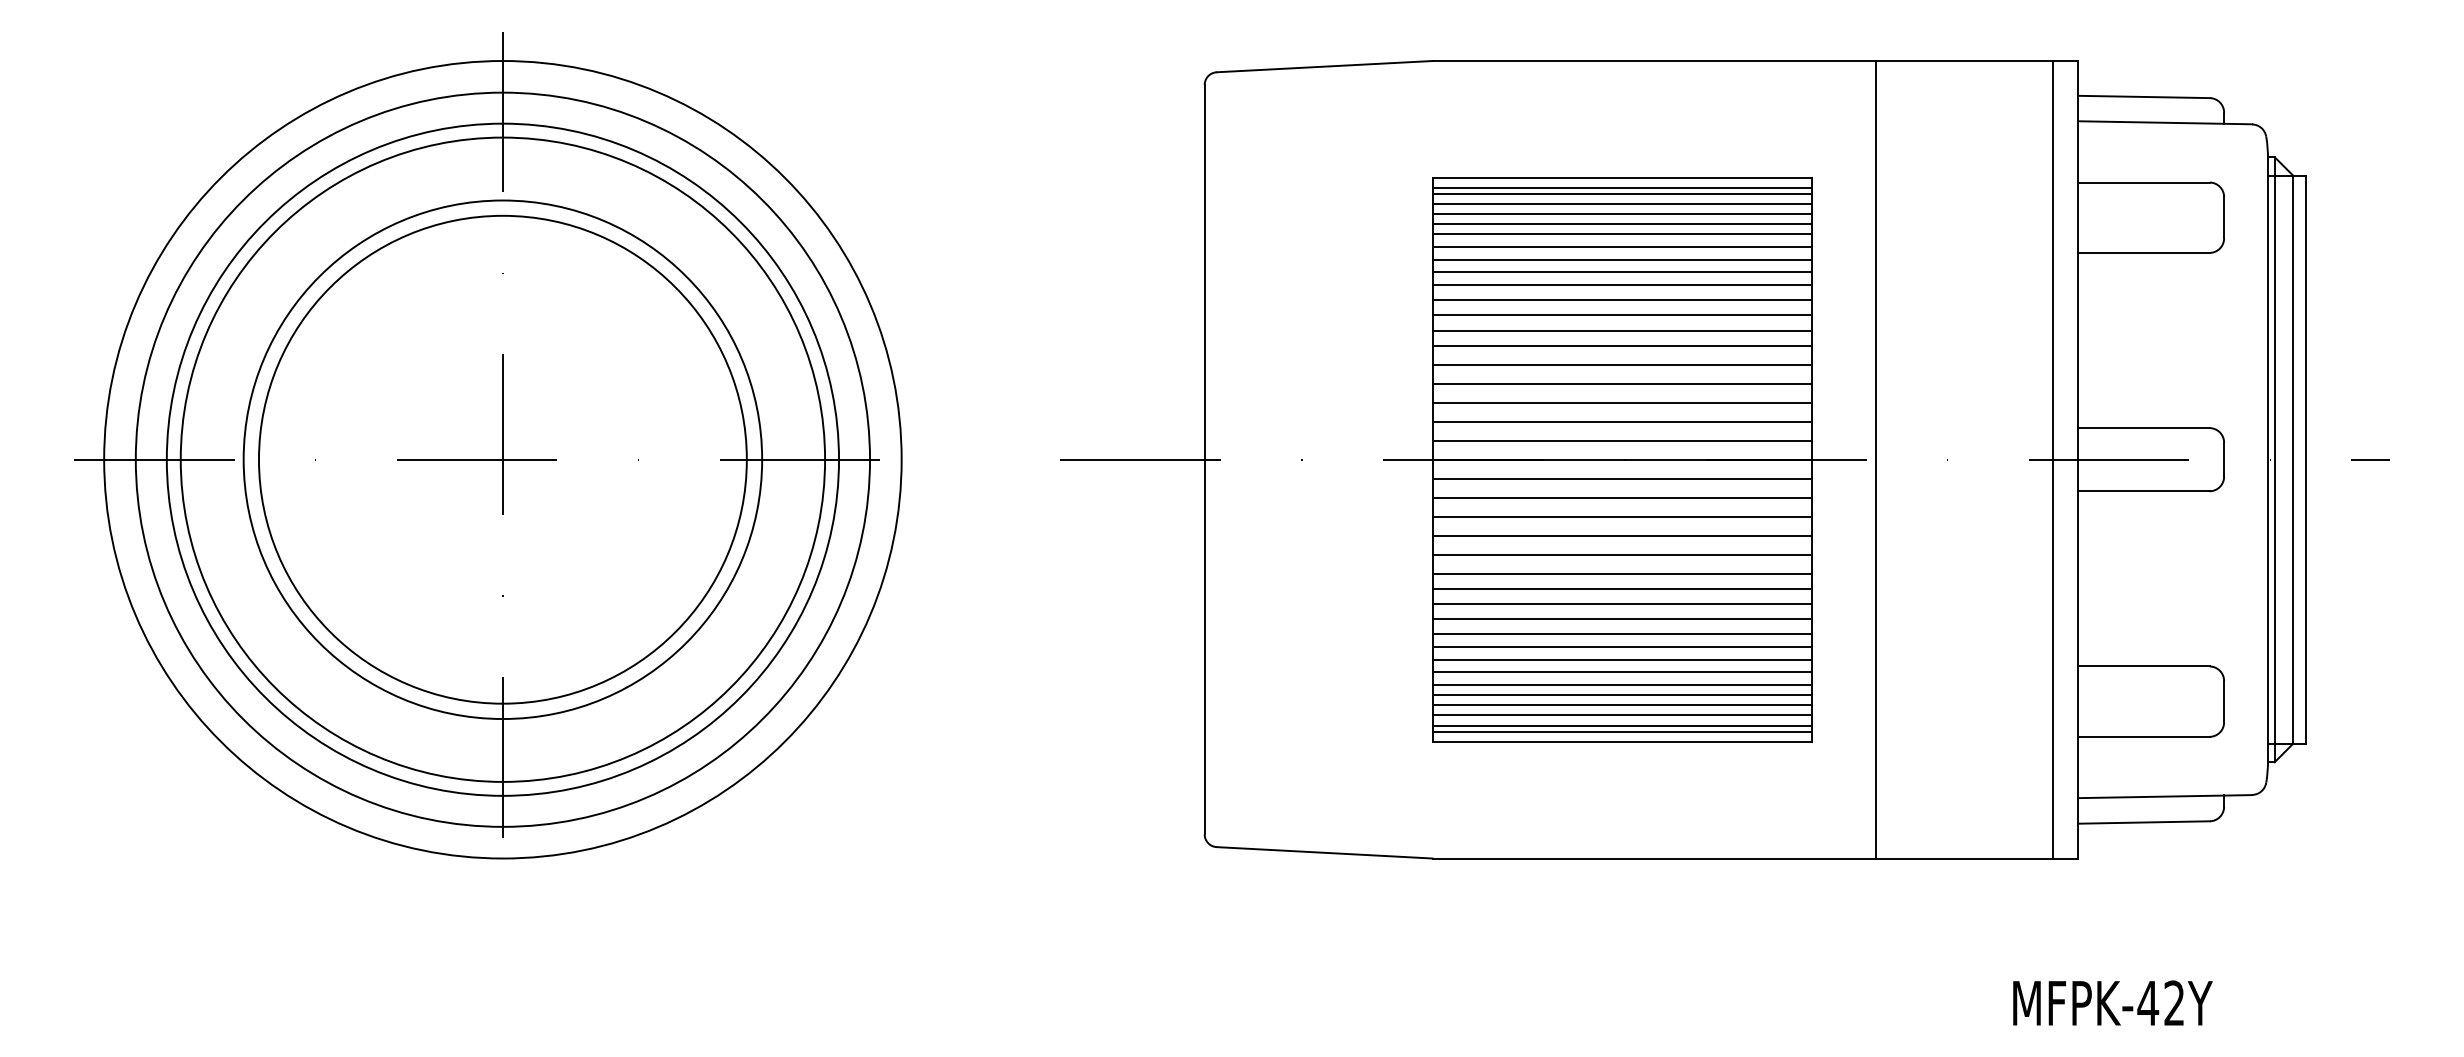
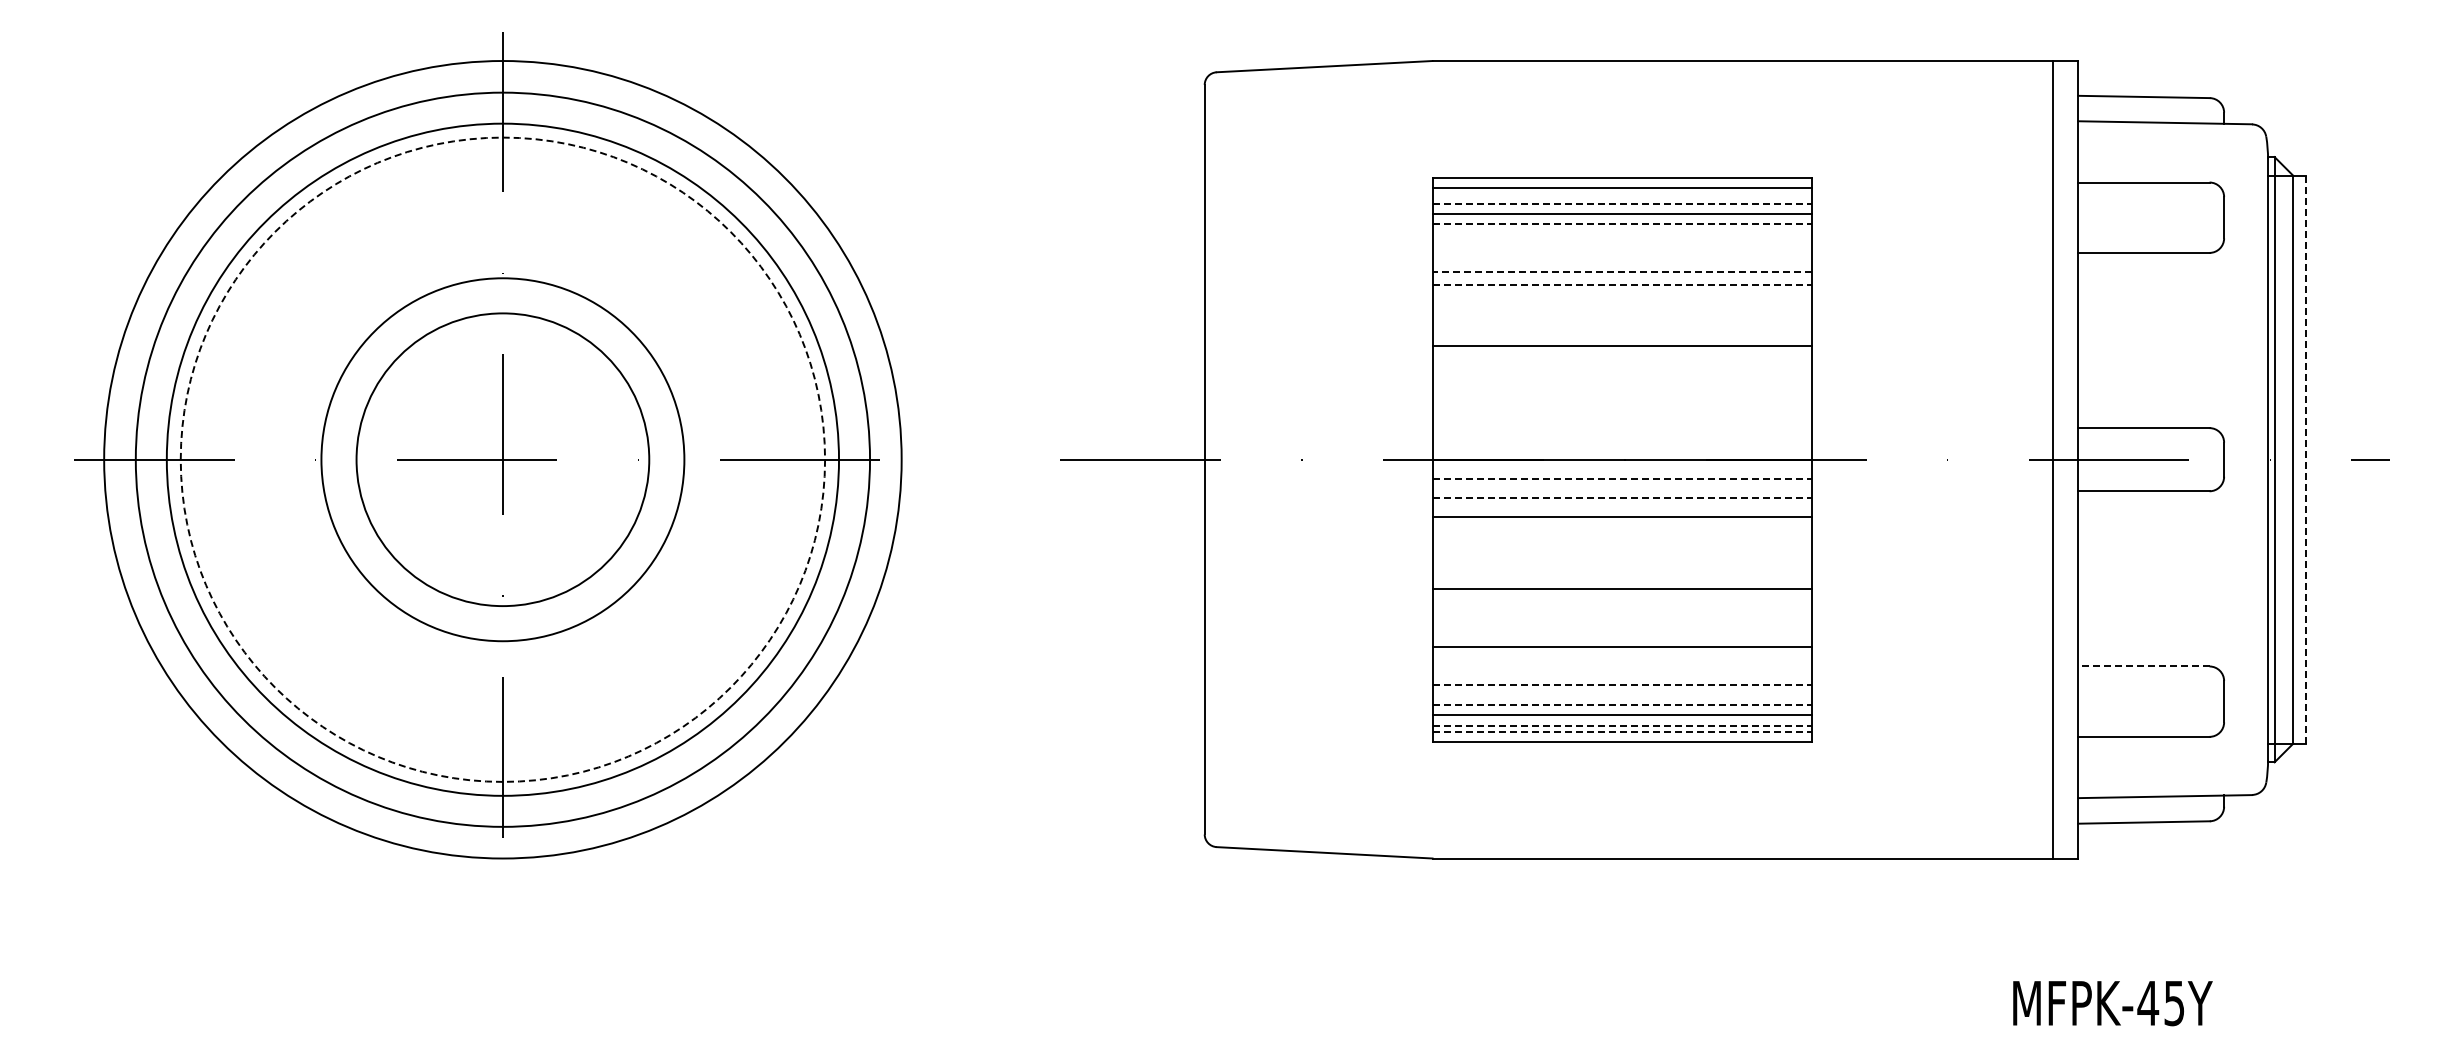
line: present -> none (1622, 193)
line: solid -> dashed (1622, 204)
line: solid -> dashed (1622, 224)
line: present -> none (1622, 234)
line: present -> none (1622, 247)
line: present -> none (1622, 259)
line: solid -> dashed (1622, 272)
line: solid -> dashed (1622, 285)
line: present -> none (1622, 300)
line: present -> none (1622, 315)
line: present -> none (1622, 330)
line: present -> none (1622, 364)
line: present -> none (1622, 383)
line: present -> none (1622, 402)
line: present -> none (1622, 421)
line: present -> none (1622, 440)
circle diameter: 488 px -> 293 px (502, 459)
circle diameter: 519 px -> 363 px (502, 459)
circle: solid -> dashed (502, 459)
line: present -> none (1875, 459)
line: solid -> dashed (2306, 459)
line: solid -> dashed (1622, 478)
line: solid -> dashed (1622, 497)
line: present -> none (1622, 535)
line: present -> none (1622, 554)
line: present -> none (1622, 573)
line: present -> none (1622, 604)
line: present -> none (1622, 619)
line: present -> none (1622, 634)
line: present -> none (1622, 659)
line: solid -> dashed (2143, 666)
line: present -> none (1622, 672)
line: solid -> dashed (1622, 685)
line: present -> none (1622, 695)
line: solid -> dashed (1622, 705)
line: solid -> dashed (1622, 725)
line: solid -> dashed (1622, 731)
text: MFPK-42Y -> MFPK-45Y (2174, 1003)
